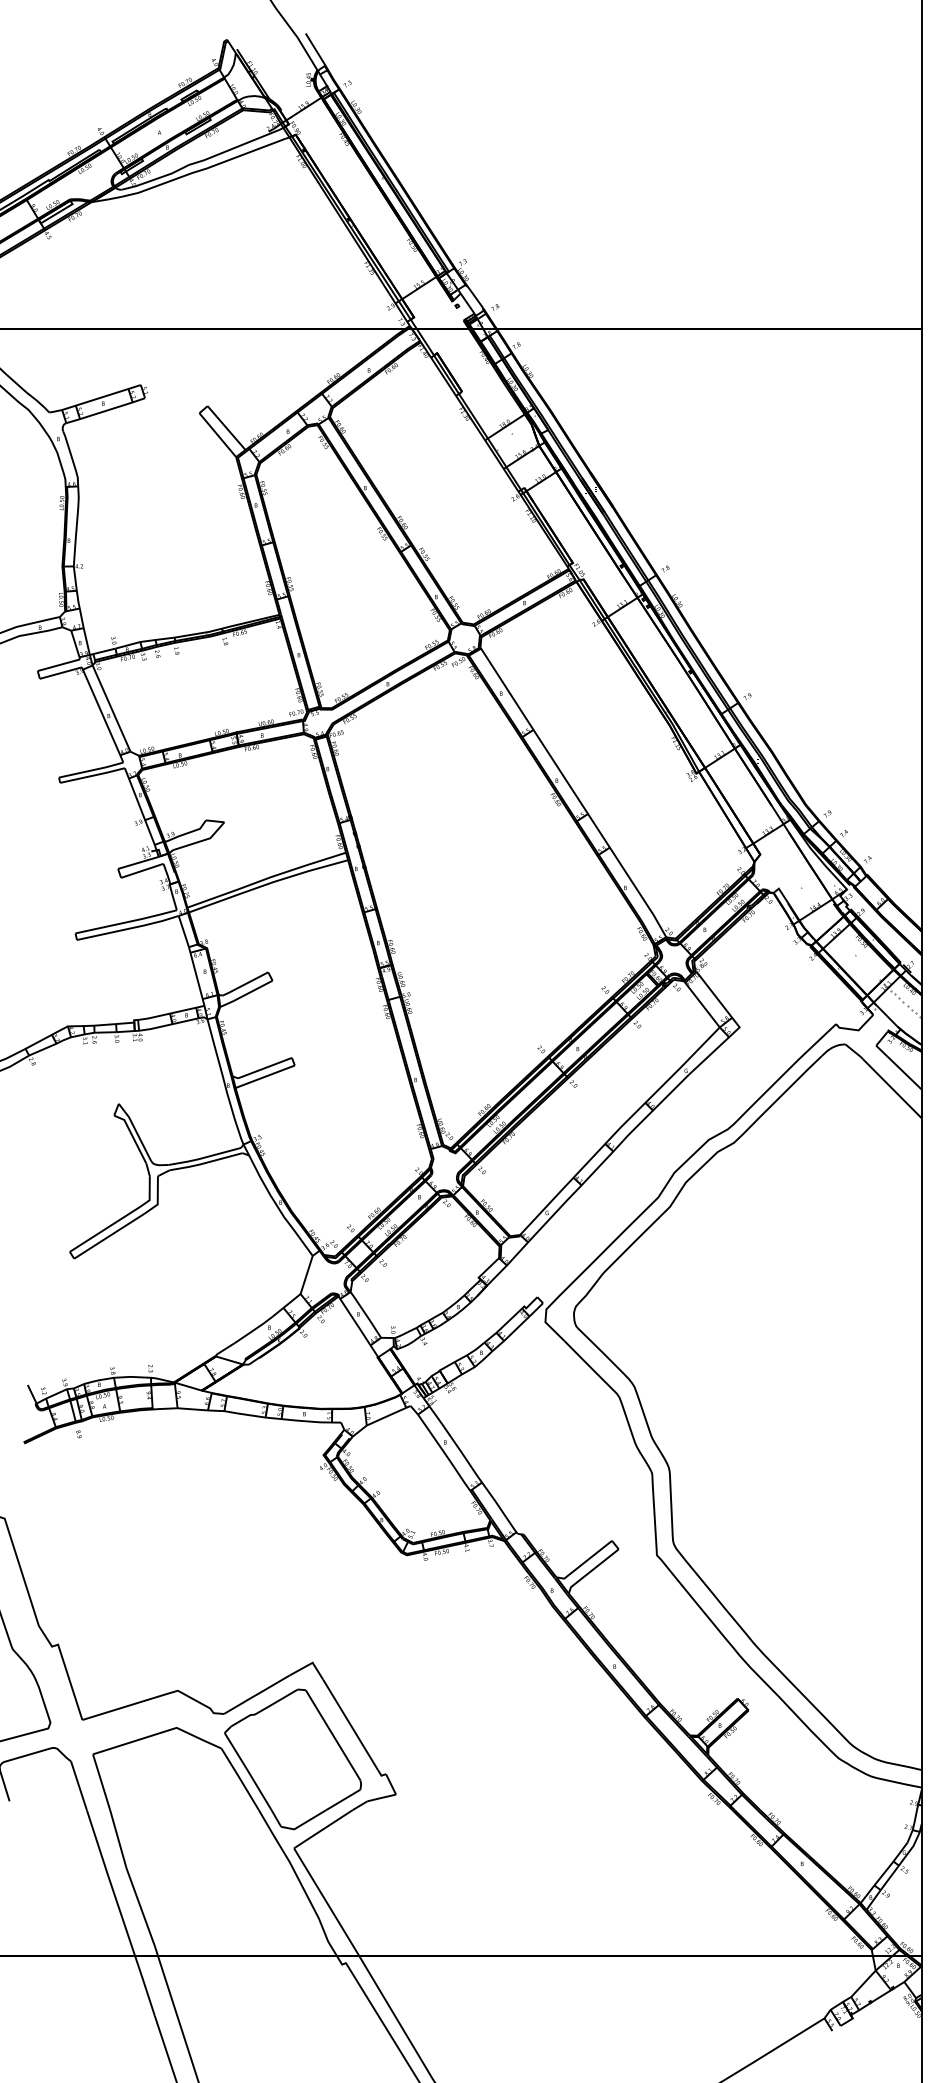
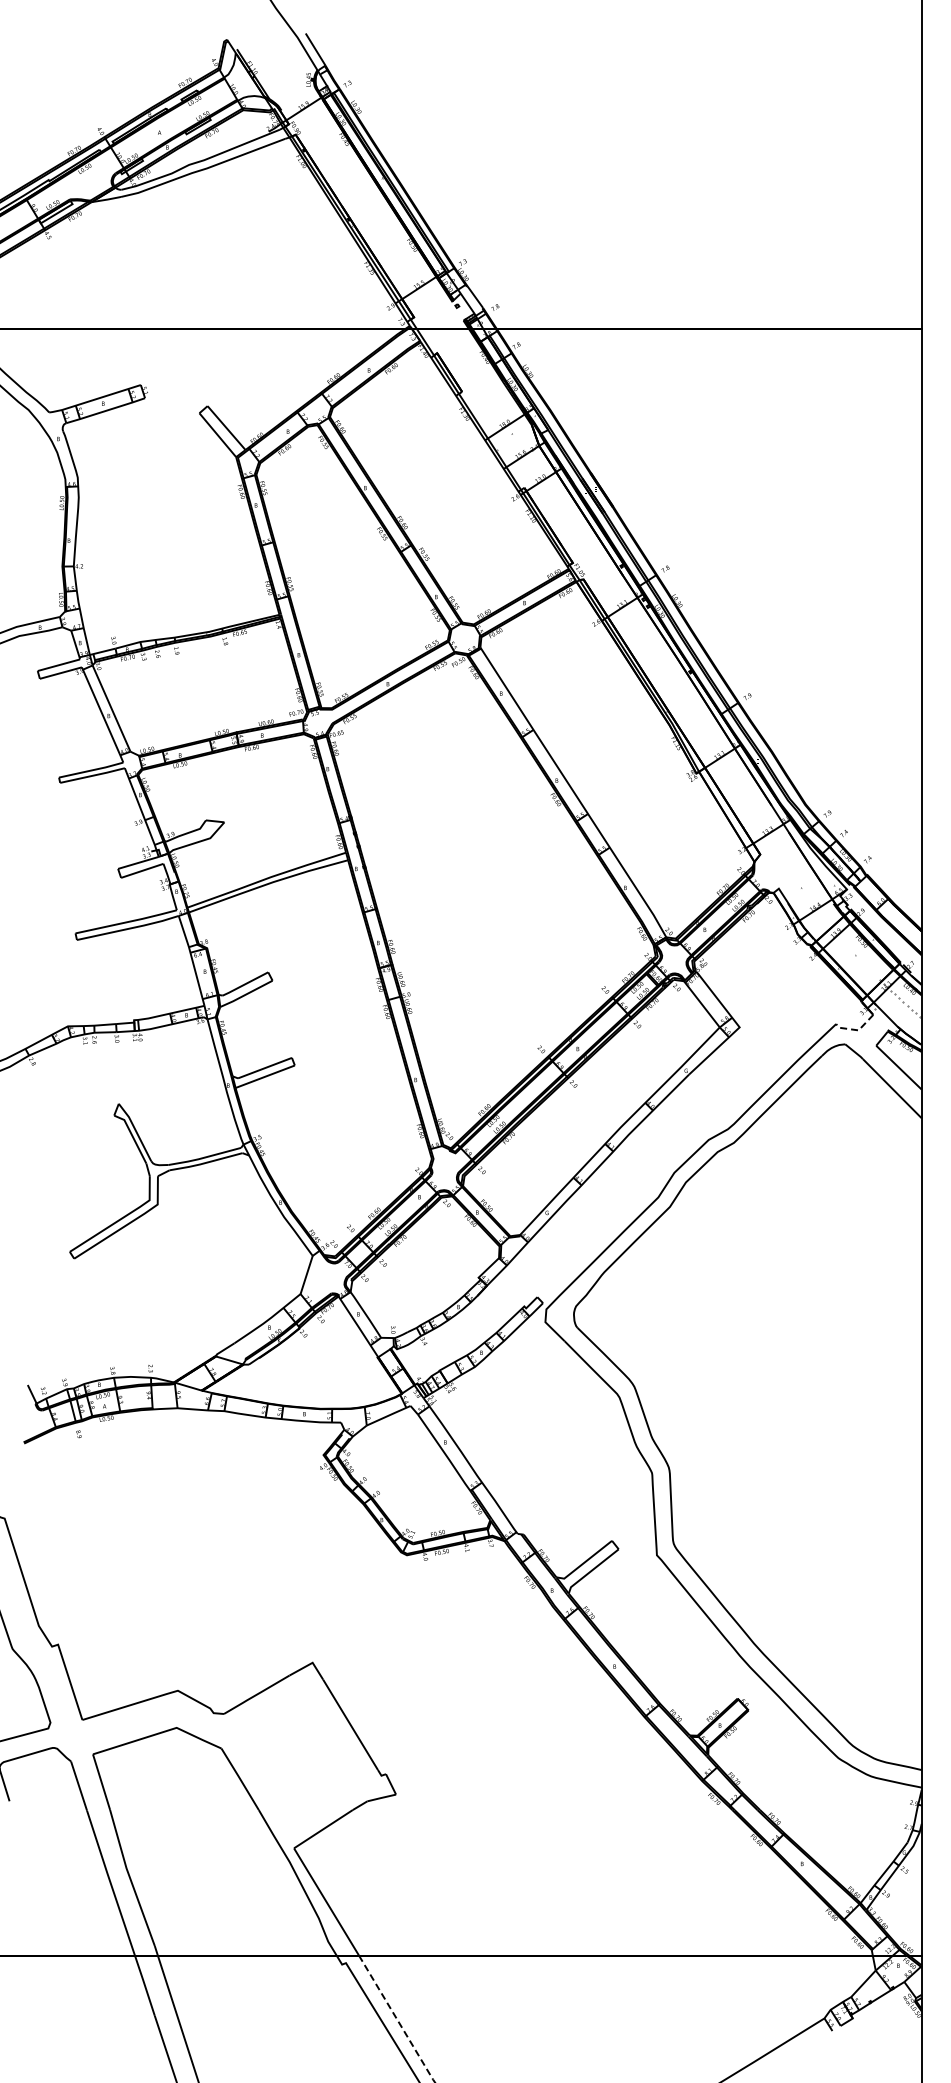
line: solid -> dashed (856, 1030)
part: present -> none (292, 1759)
line: solid -> dashed (397, 2019)
